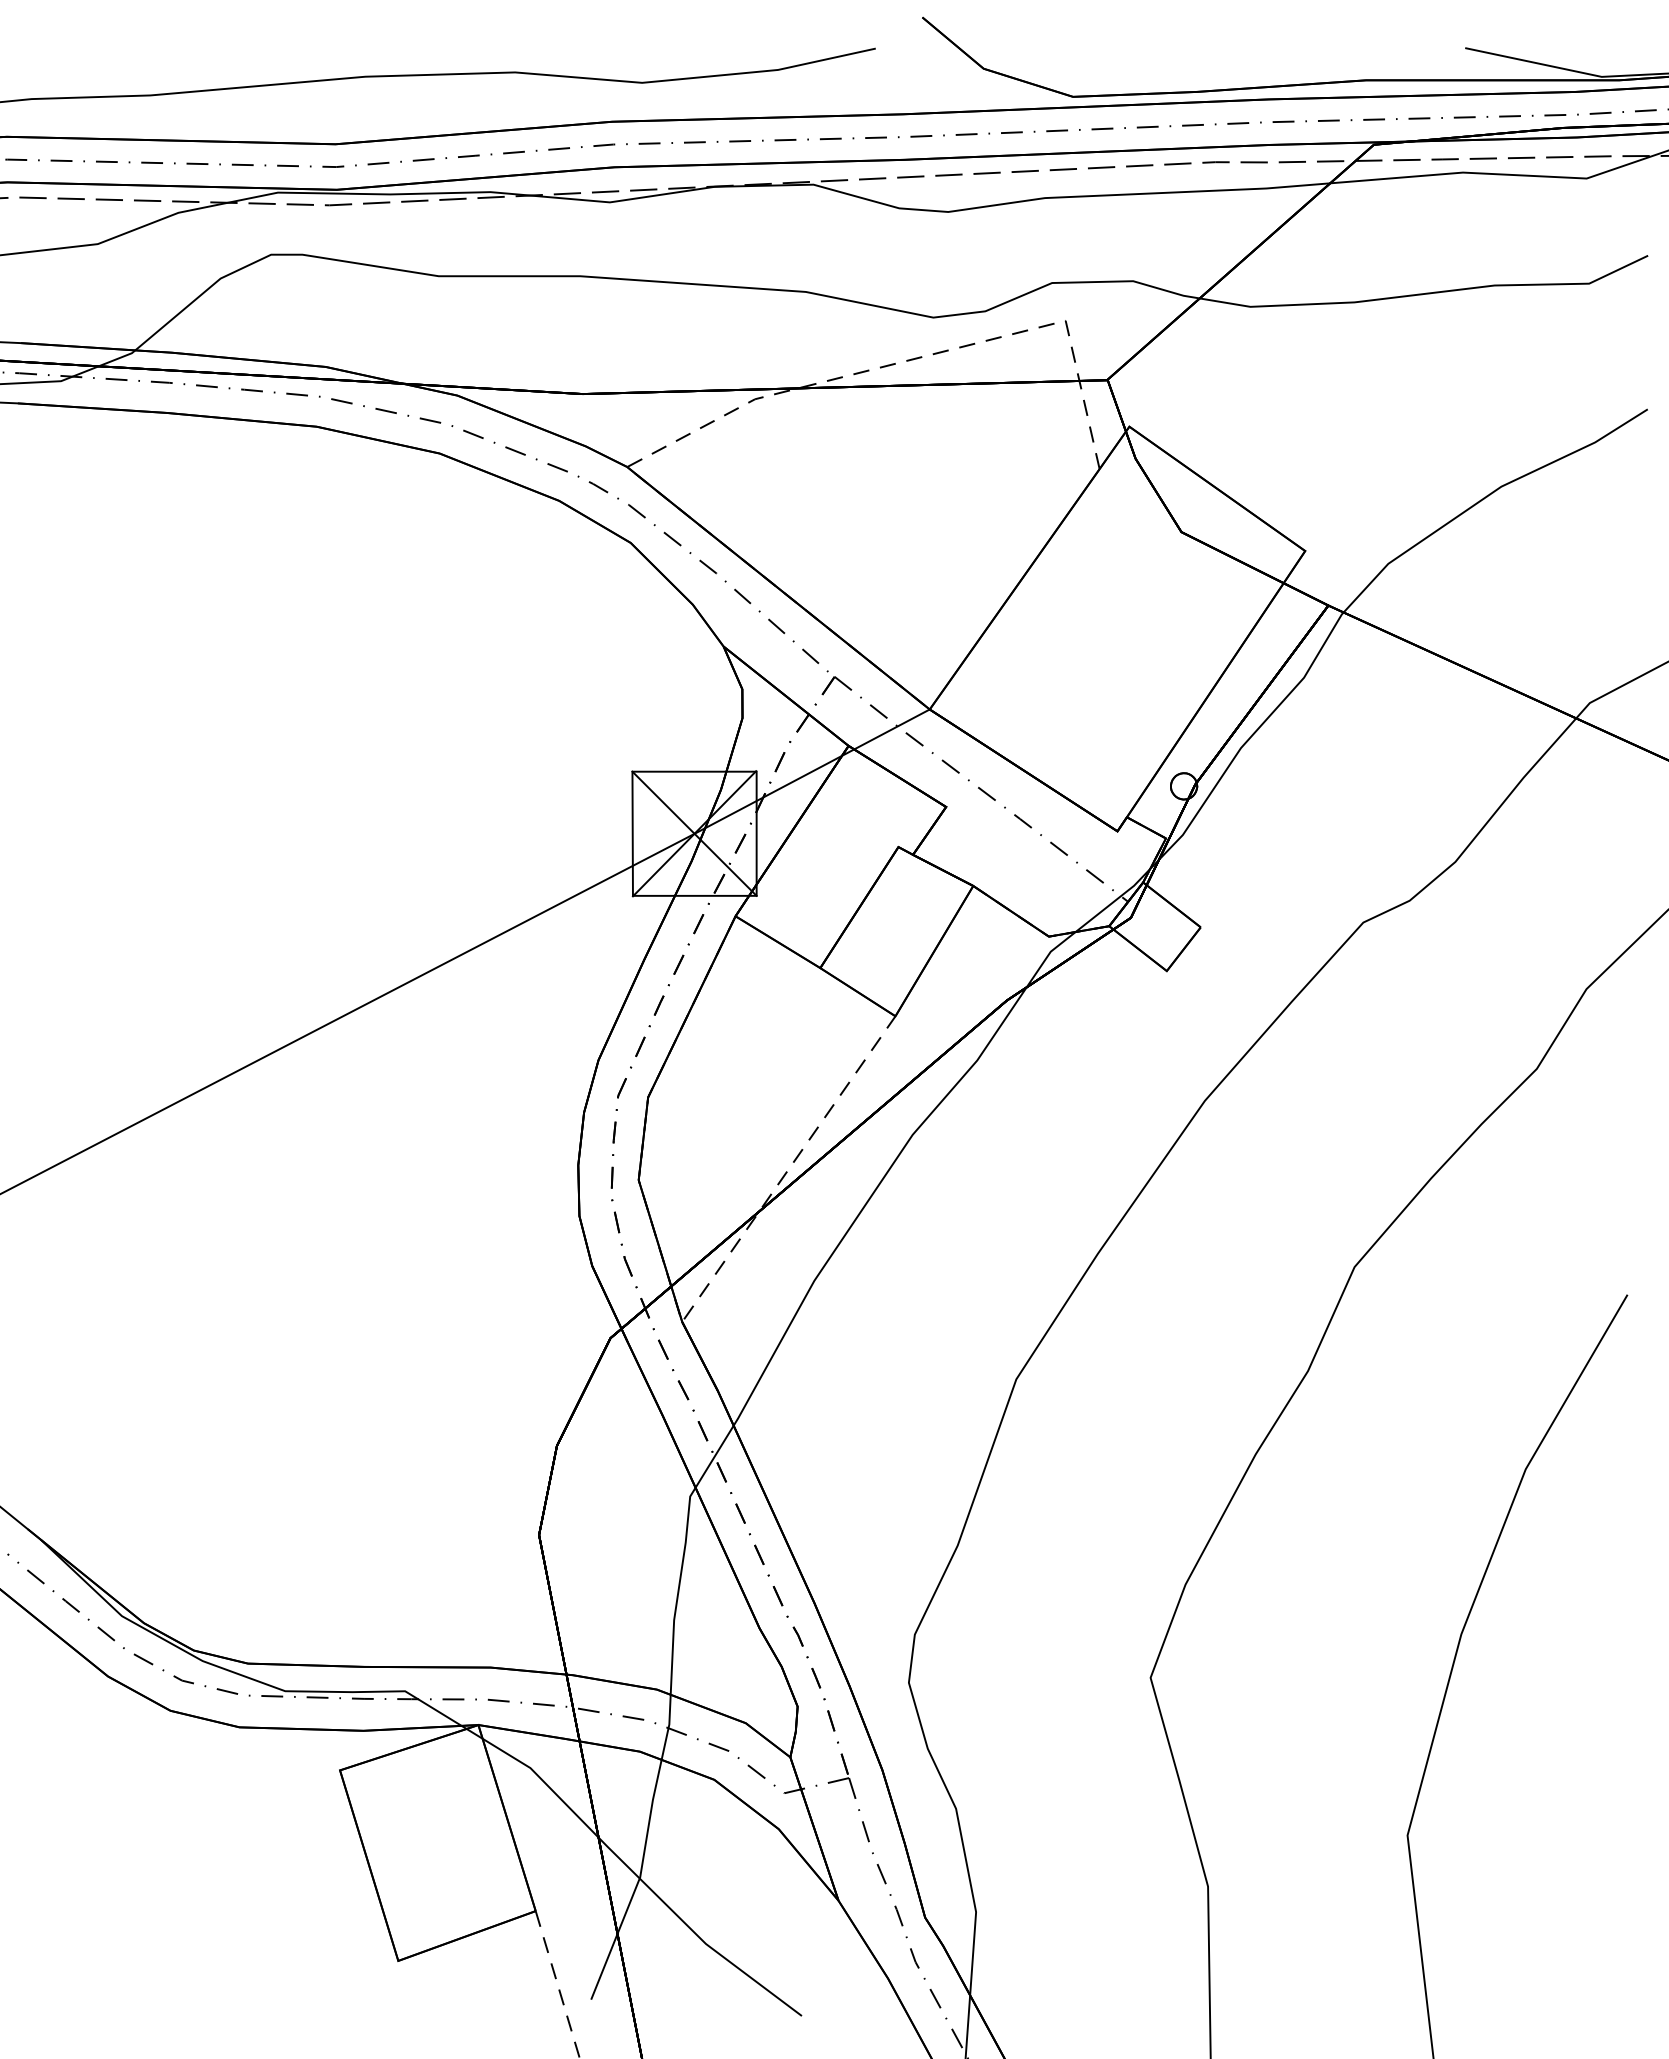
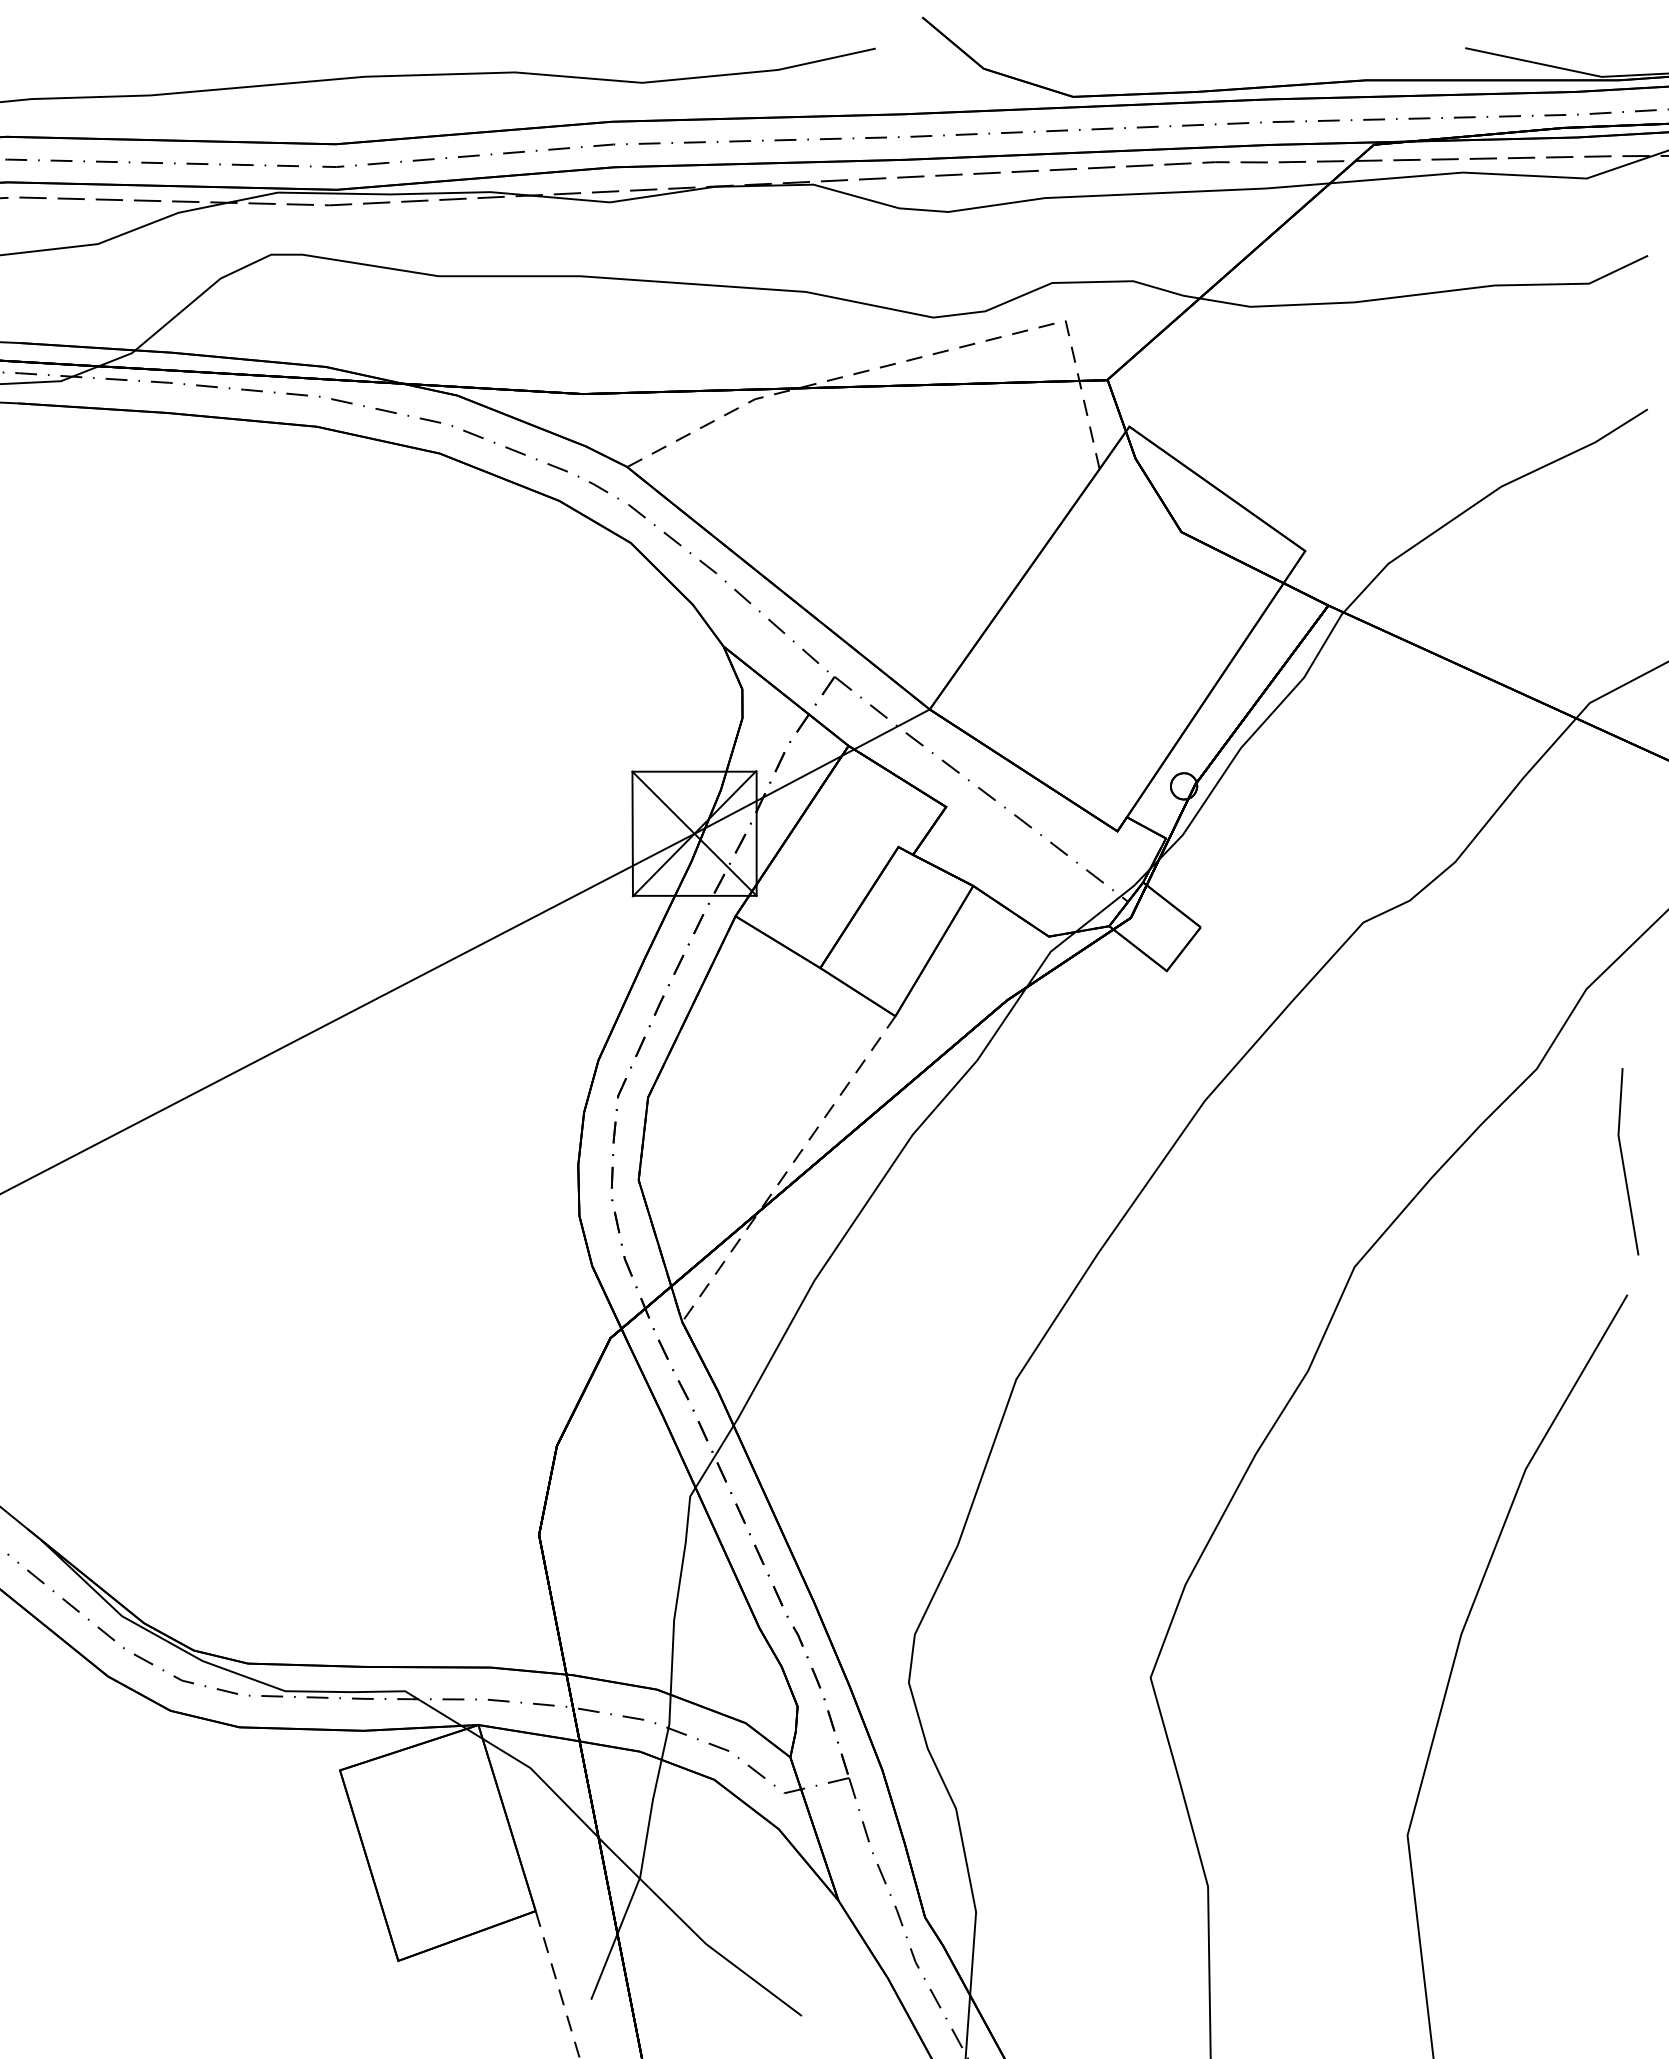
line: none -> present (1624, 1163)
